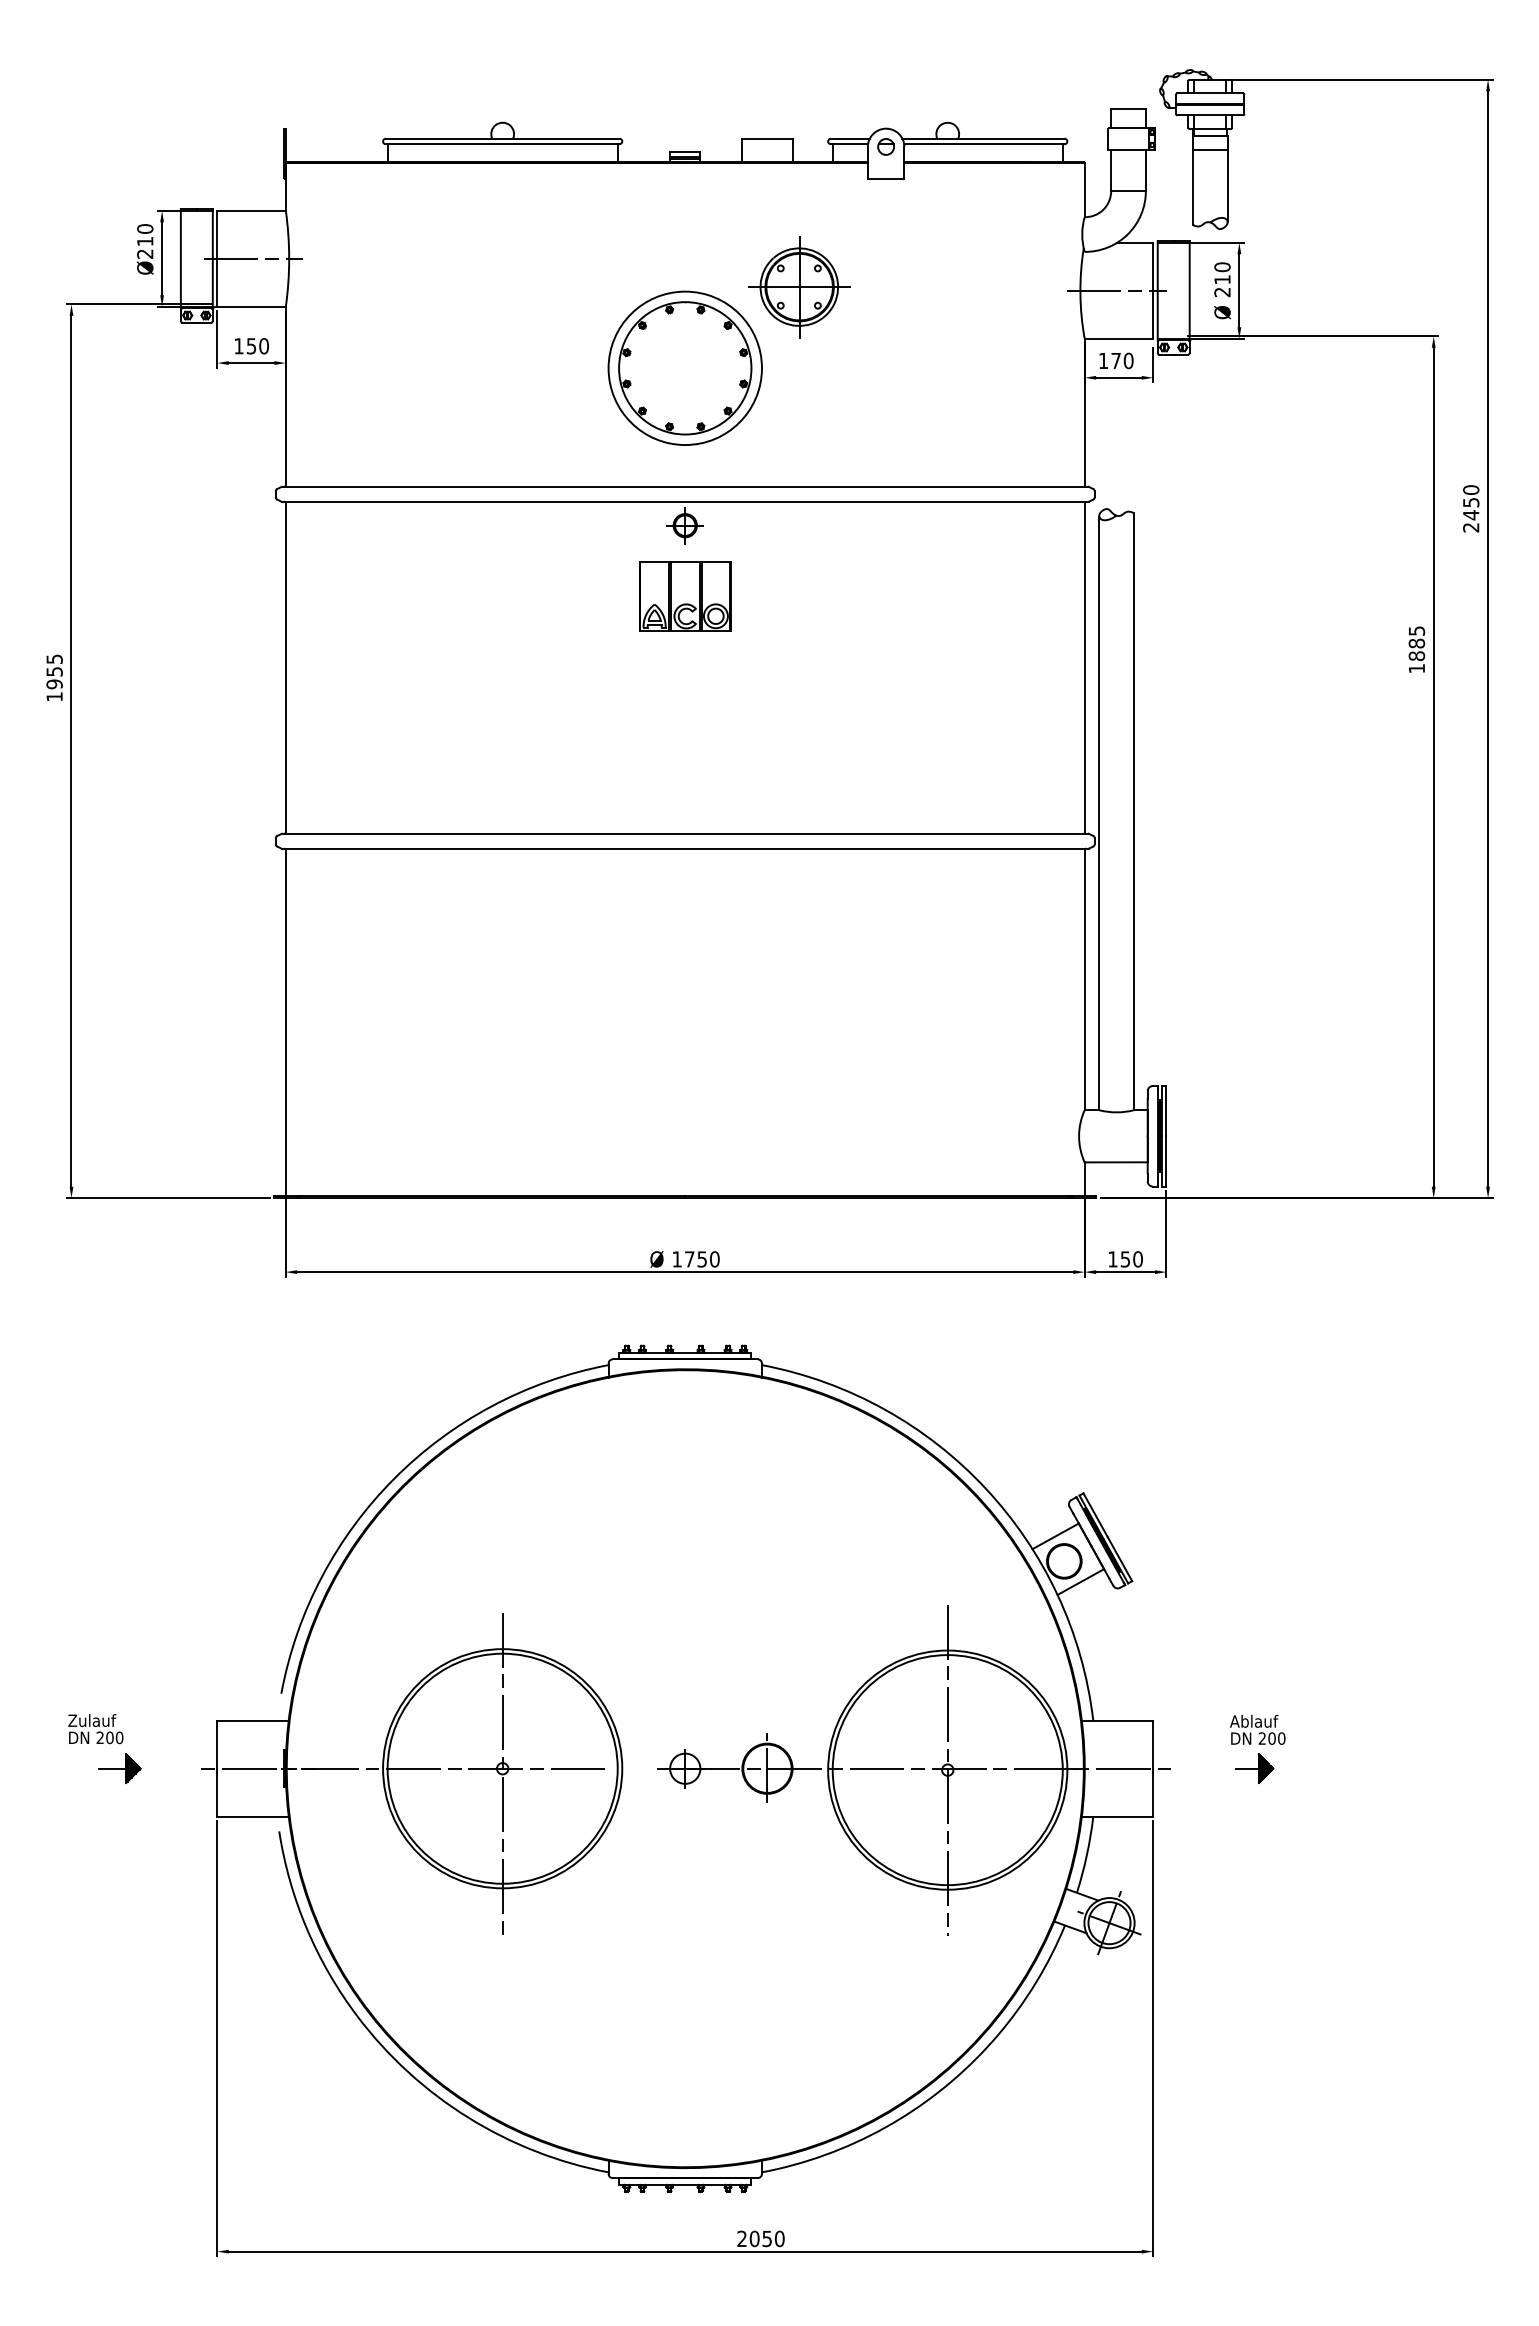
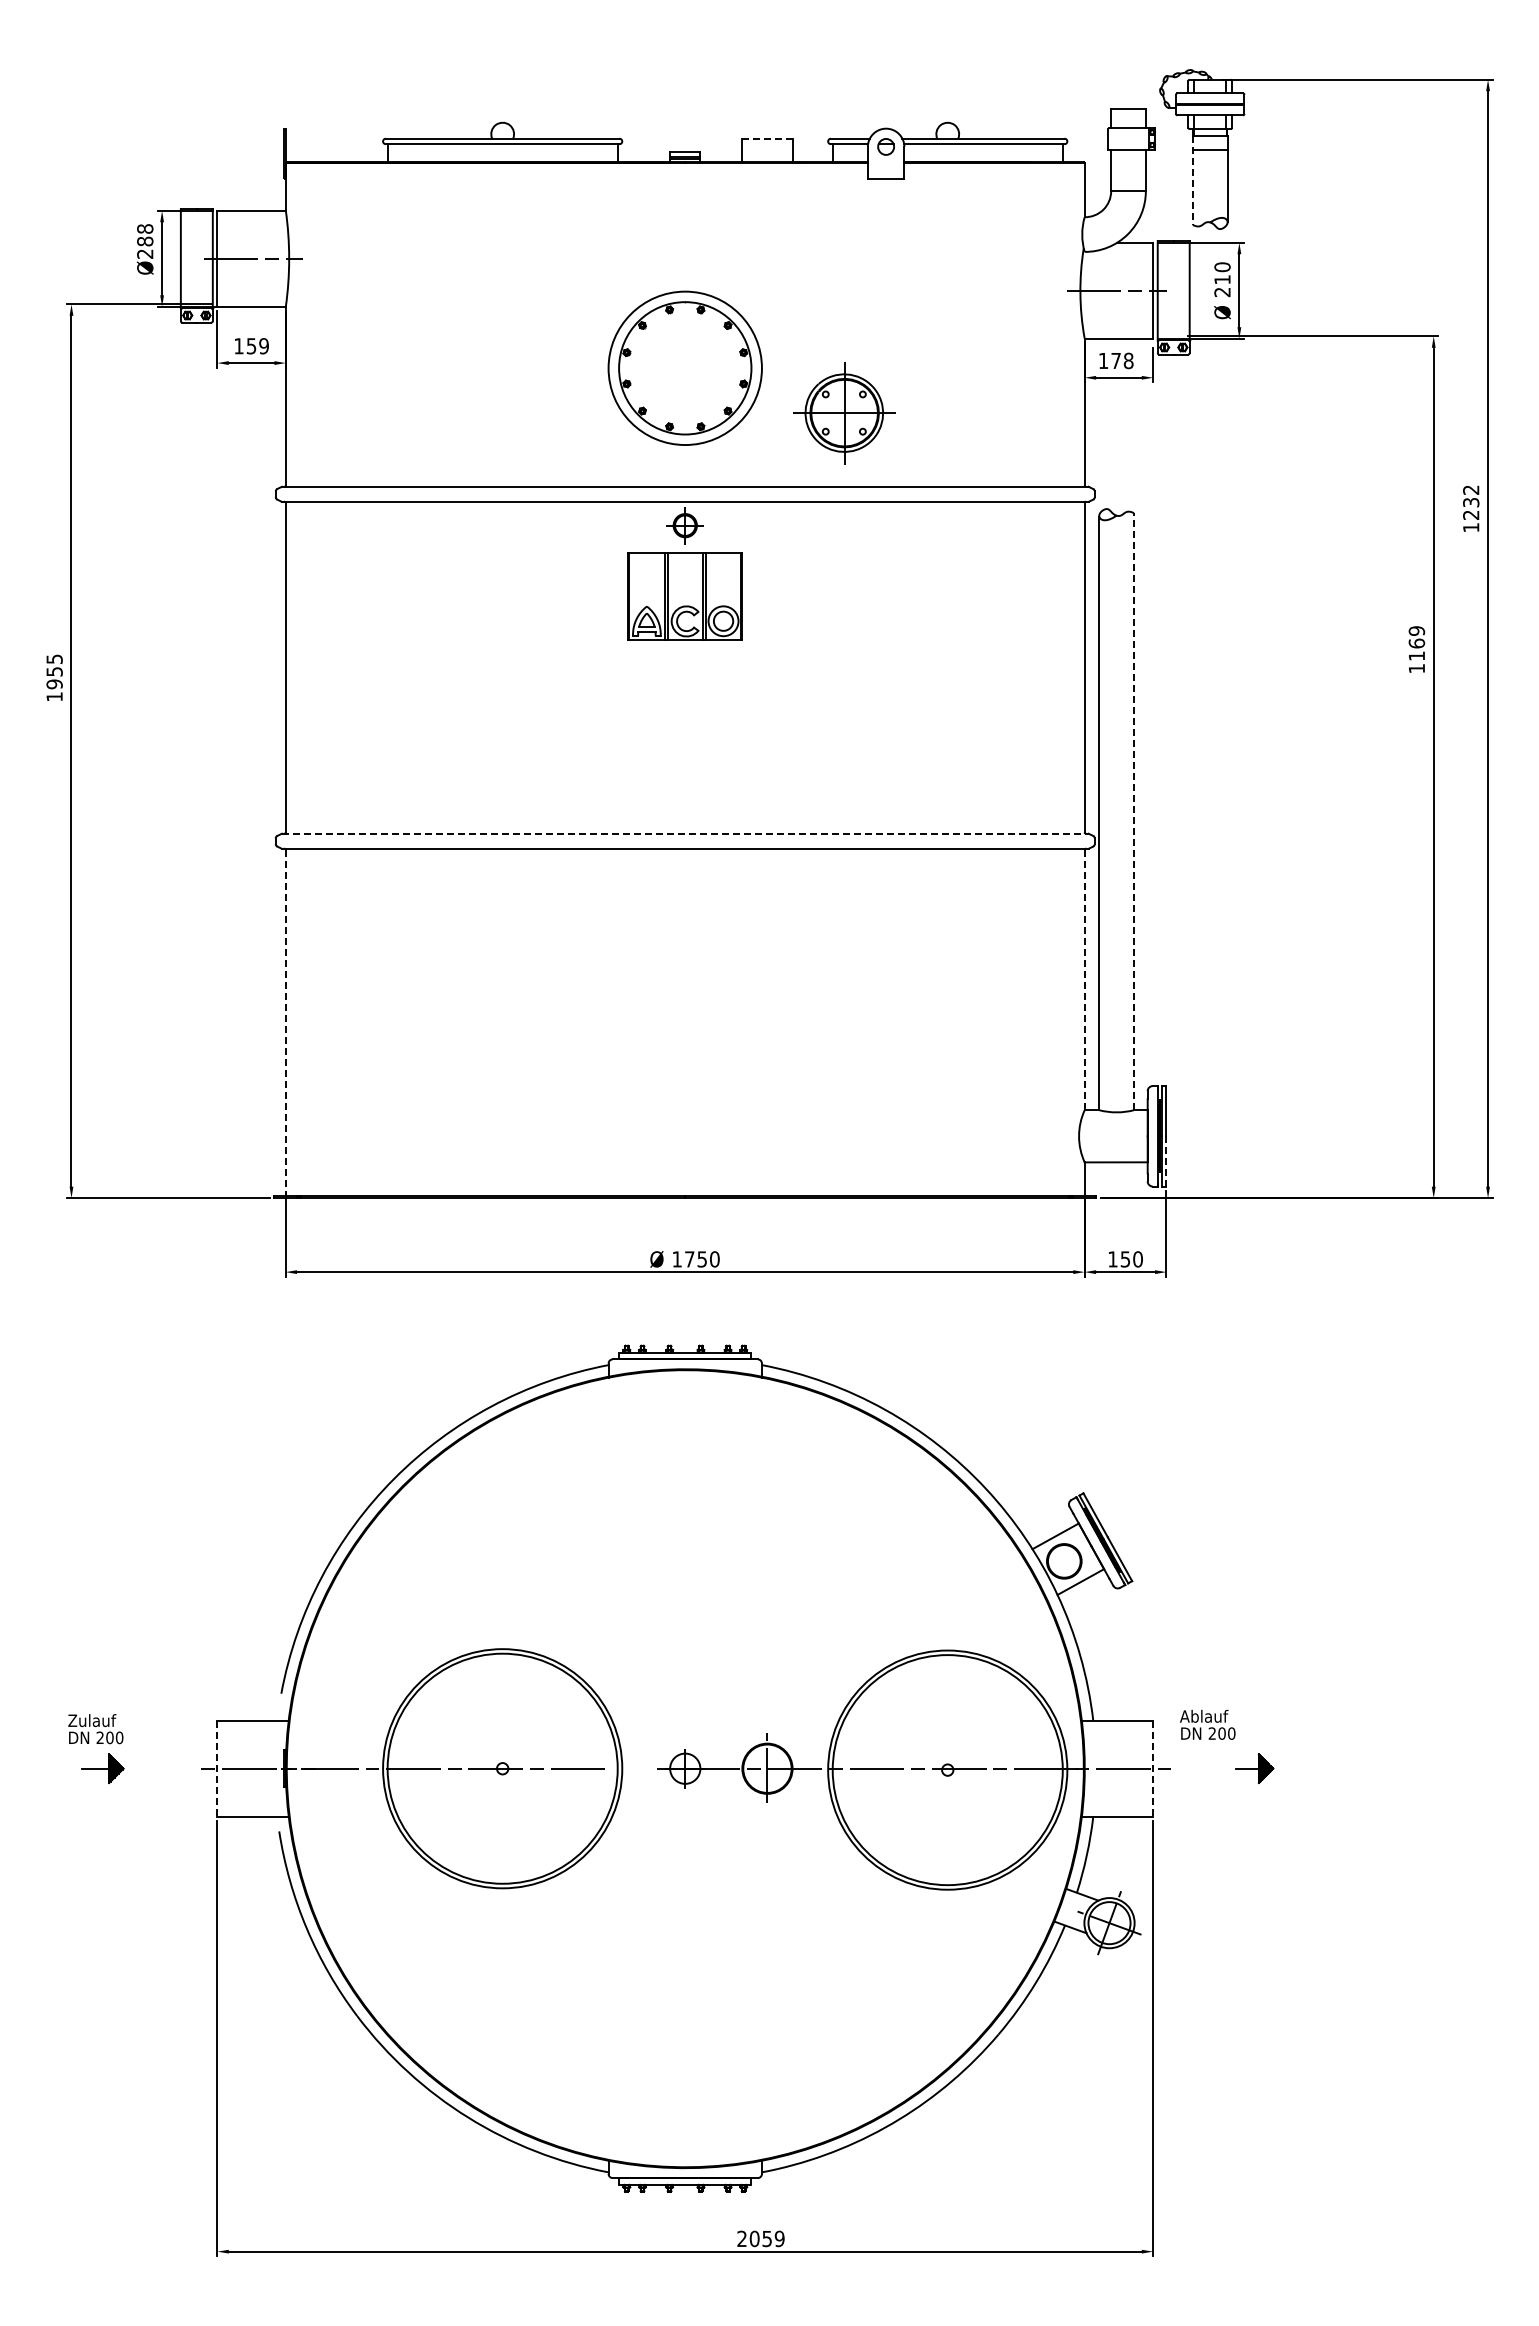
line: solid -> dashed (767, 138)
line: solid -> dashed (1192, 180)
text: Ø210 -> Ø288 (145, 235)
part position: (799, 287) -> (844, 413) (844, 413)
text: 150 -> 159 (263, 346)
text: 170 -> 178 (1128, 360)
text: 2450 -> 1232 (1471, 508)
part size: 93x71 px -> 116x89 px (684, 596)
text: 1885 -> 1169 (1416, 643)
line: solid -> dashed (1134, 811)
line: solid -> dashed (685, 833)
line: solid -> dashed (1084, 980)
line: solid -> dashed (285, 1022)
line: solid -> dashed (1166, 1160)
text position: (1257, 1729) -> (1207, 1724) (1207, 1724)
part position: (119, 1768) -> (102, 1768) (102, 1768)
line: solid -> dashed (217, 1768)
line: solid -> dashed (1153, 1768)
line: present -> none (947, 1769)
line: present -> none (502, 1773)
text: 2050 -> 2059 (779, 2239)
